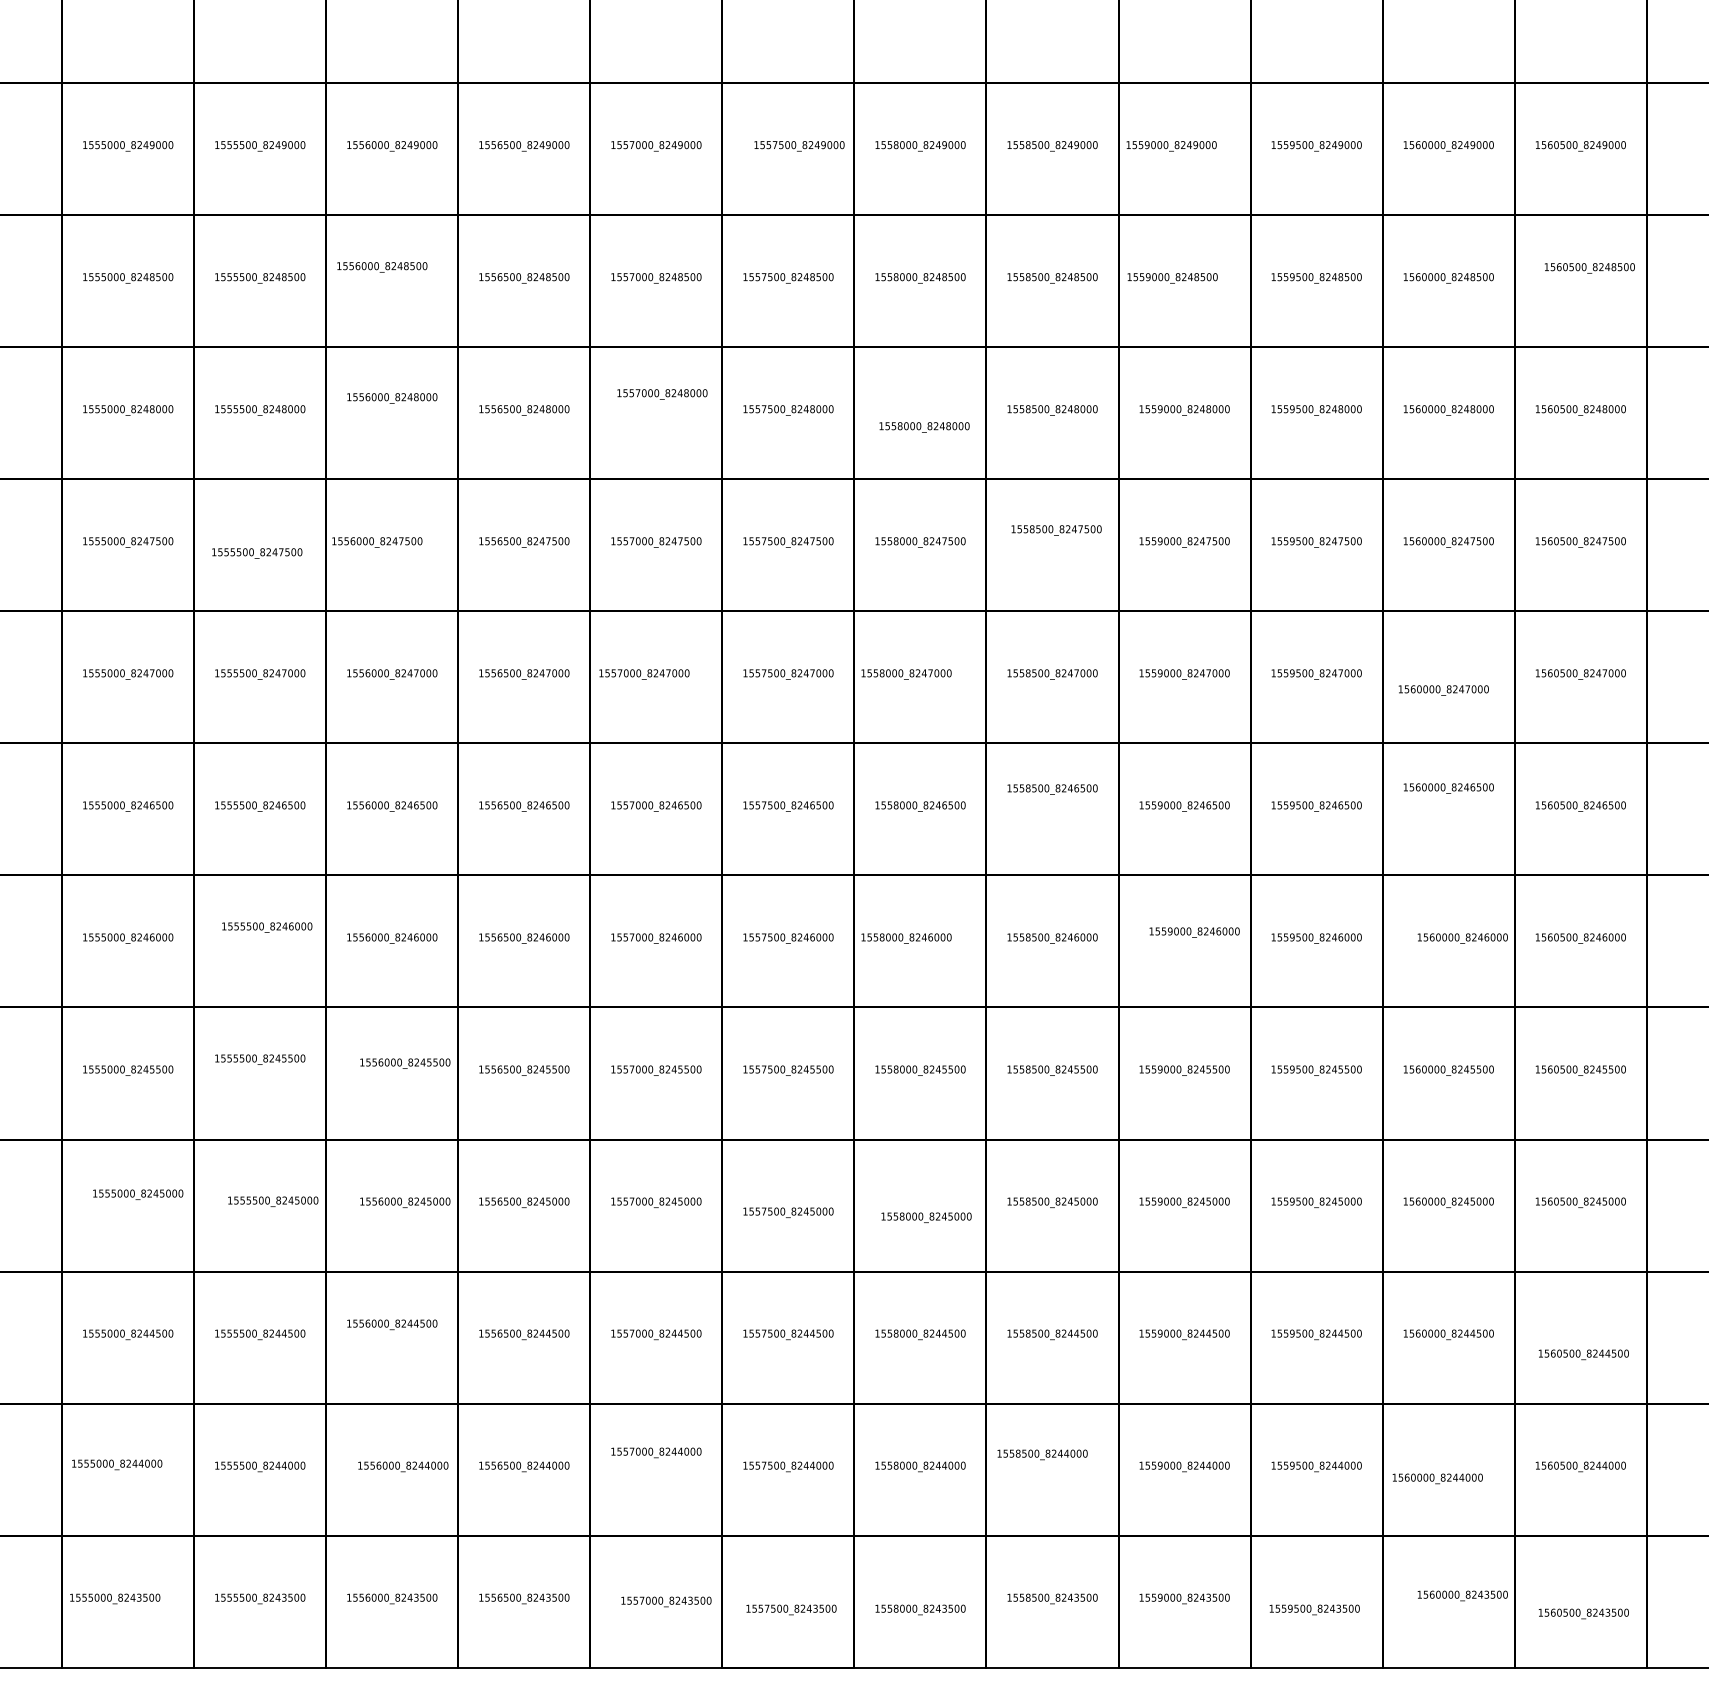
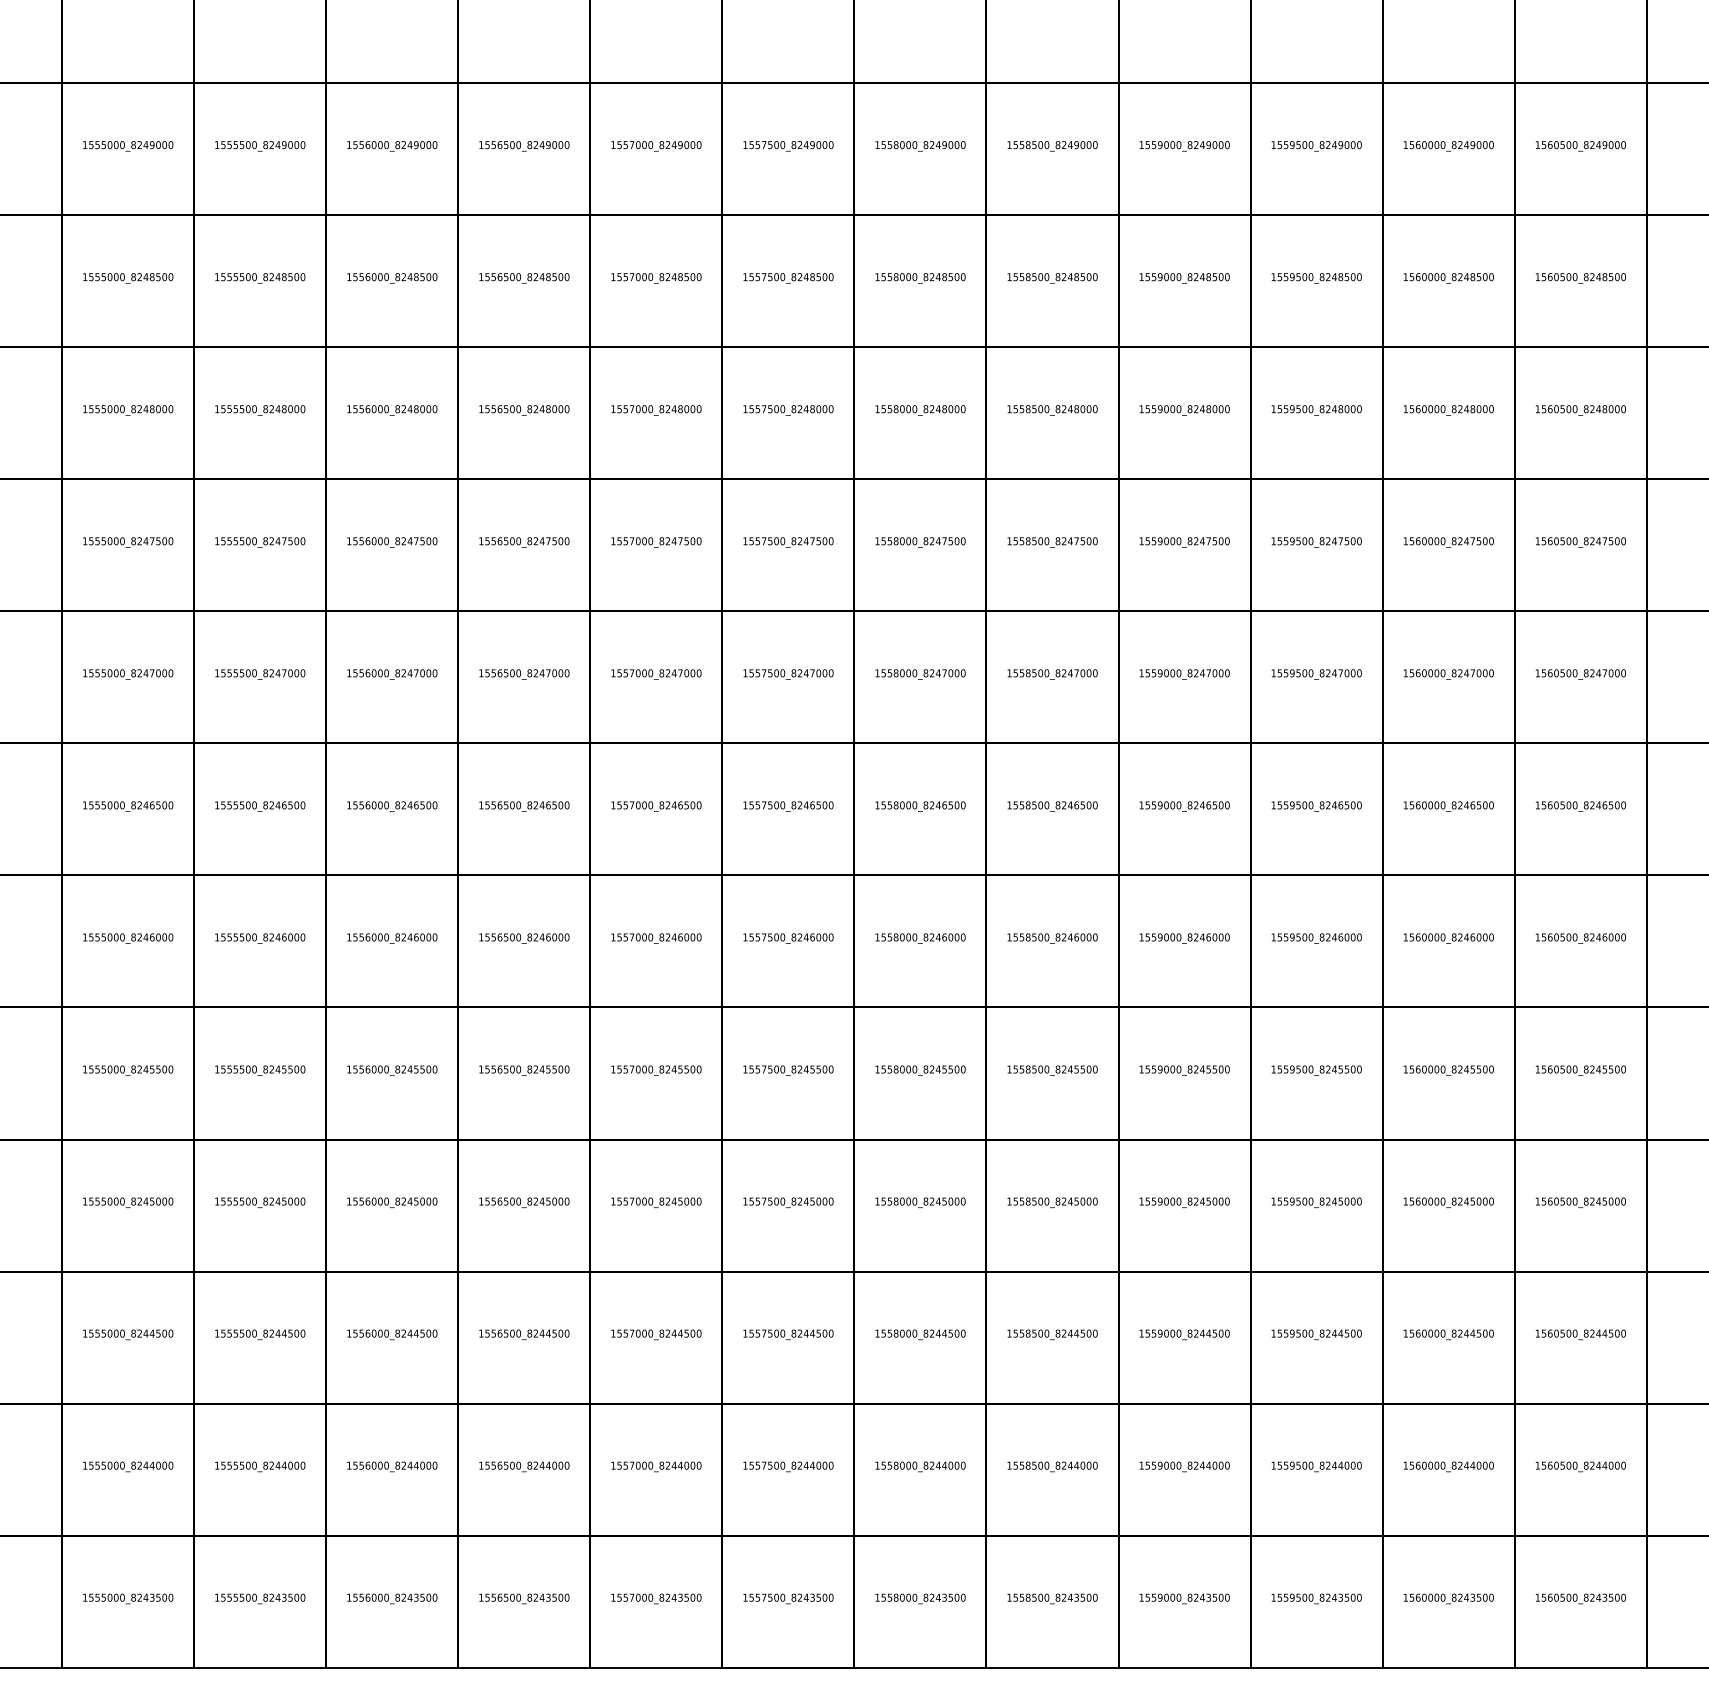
text position: (799, 146) -> (788, 146) (788, 146)
text position: (1171, 146) -> (1184, 146) (1184, 146)
text position: (382, 267) -> (392, 278) (392, 278)
text position: (1589, 268) -> (1580, 278) (1580, 278)
text position: (1172, 278) -> (1184, 278) (1184, 278)
text position: (662, 394) -> (656, 410) (656, 410)
text position: (392, 398) -> (392, 410) (392, 410)
text position: (924, 427) -> (920, 410) (920, 410)
text position: (1056, 530) -> (1052, 542) (1052, 542)
text position: (377, 542) -> (392, 542) (392, 542)
text position: (257, 553) -> (260, 542) (260, 542)
text position: (644, 674) -> (656, 674) (656, 674)
text position: (906, 674) -> (920, 674) (920, 674)
text position: (1443, 690) -> (1448, 674) (1448, 674)
text position: (1448, 788) -> (1448, 806) (1448, 806)
text position: (1052, 789) -> (1052, 806) (1052, 806)
text position: (267, 927) -> (260, 938) (260, 938)
text position: (1194, 932) -> (1184, 938) (1184, 938)
text position: (906, 938) -> (920, 938) (920, 938)
text position: (1462, 938) -> (1448, 938) (1448, 938)
text position: (260, 1059) -> (260, 1070) (260, 1070)
text position: (405, 1063) -> (392, 1070) (392, 1070)
text position: (138, 1194) -> (128, 1202) (128, 1202)
text position: (273, 1201) -> (260, 1202) (260, 1202)
text position: (405, 1202) -> (392, 1202) (392, 1202)
text position: (788, 1212) -> (788, 1202) (788, 1202)
text position: (926, 1217) -> (920, 1202) (920, 1202)
text position: (392, 1324) -> (392, 1334) (392, 1334)
text position: (1583, 1354) -> (1580, 1334) (1580, 1334)
text position: (656, 1452) -> (656, 1466) (656, 1466)
text position: (1042, 1454) -> (1052, 1466) (1052, 1466)
text position: (117, 1464) -> (128, 1466) (128, 1466)
text position: (403, 1466) -> (392, 1466) (392, 1466)
text position: (1437, 1478) -> (1448, 1466) (1448, 1466)
text position: (1462, 1595) -> (1448, 1598) (1448, 1598)
text position: (115, 1598) -> (128, 1598) (128, 1598)
text position: (666, 1601) -> (656, 1598) (656, 1598)
text position: (791, 1609) -> (788, 1598) (788, 1598)
text position: (920, 1609) -> (920, 1598) (920, 1598)
text position: (1314, 1609) -> (1316, 1598) (1316, 1598)
text position: (1583, 1613) -> (1580, 1598) (1580, 1598)
